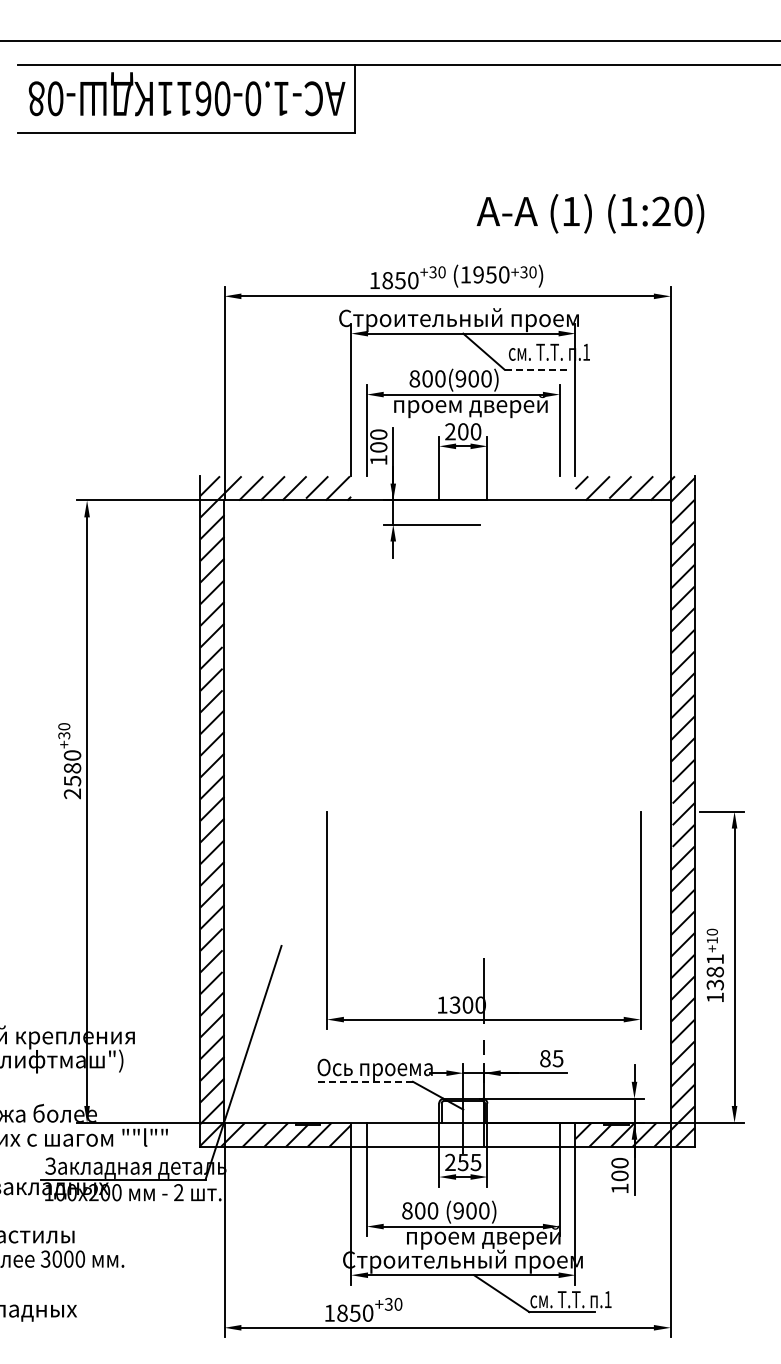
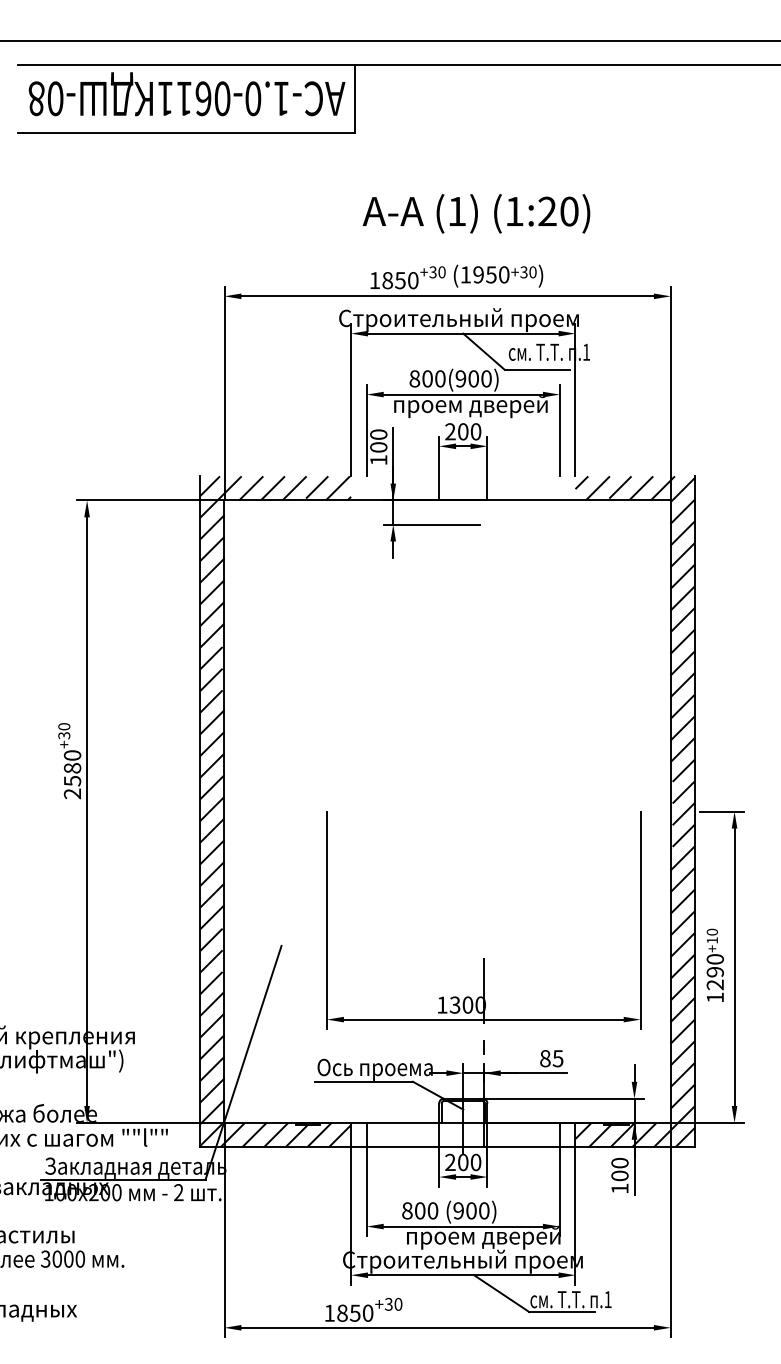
text position: (590, 213) -> (476, 213) (476, 213)
line: dashed -> solid (537, 369)
text: 1381 -> 1290 (714, 972)
line: dashed -> solid (363, 1081)
text: 255 -> 200 (469, 1162)
